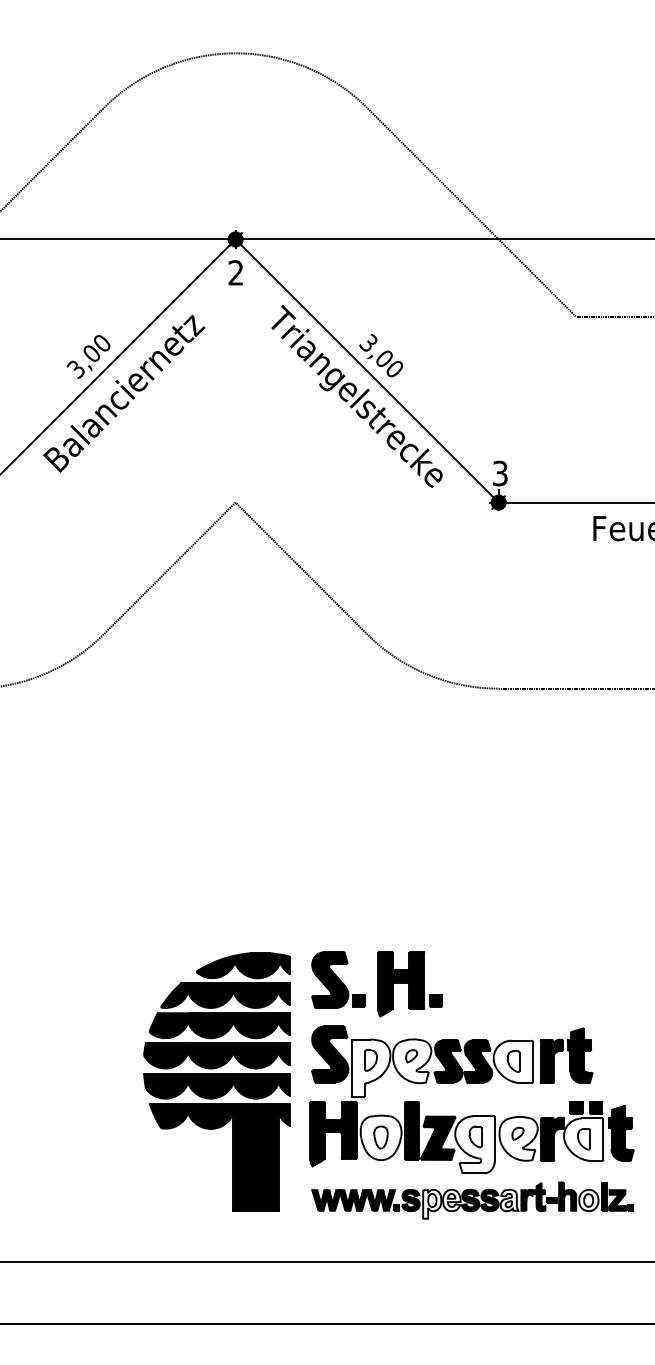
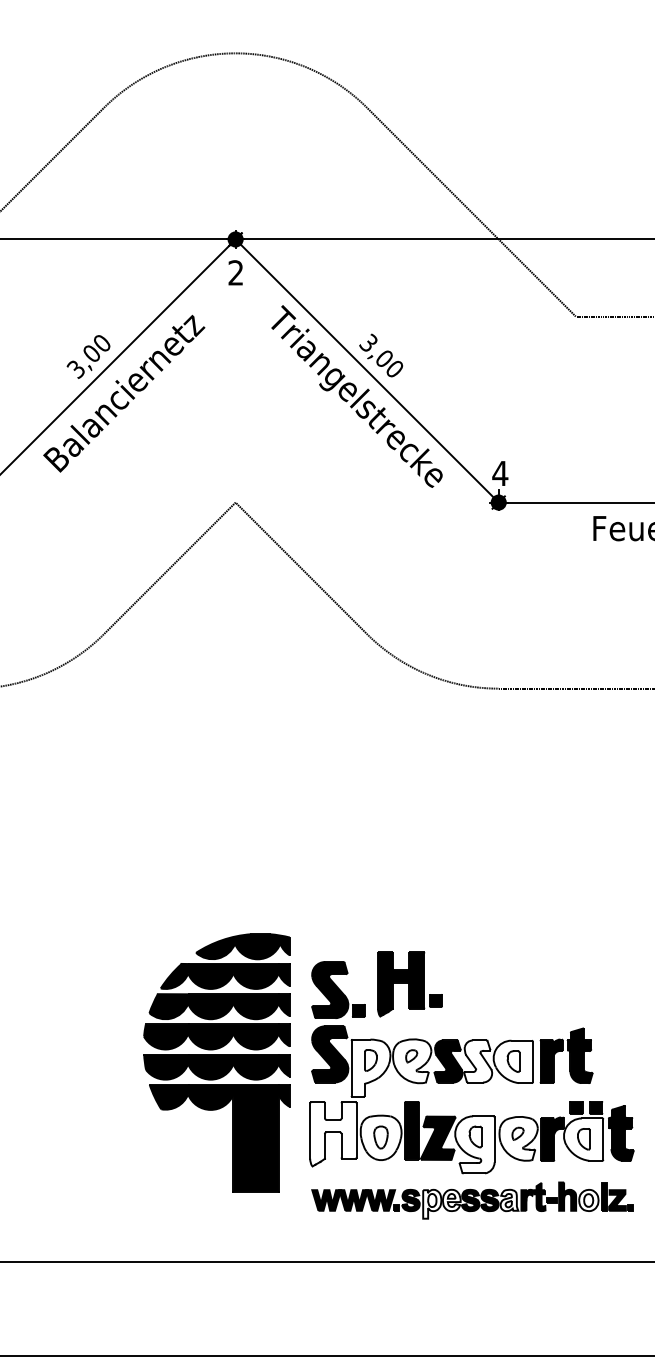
text: 3 -> 4 (500, 473)
part position: (338, 979) -> (338, 989) (338, 989)
fill: present -> none (478, 1061)
part position: (216, 1081) -> (216, 1062) (216, 1062)
fill: present -> none (333, 1134)
line position: (326, 1324) -> (326, 1356) (326, 1356)
